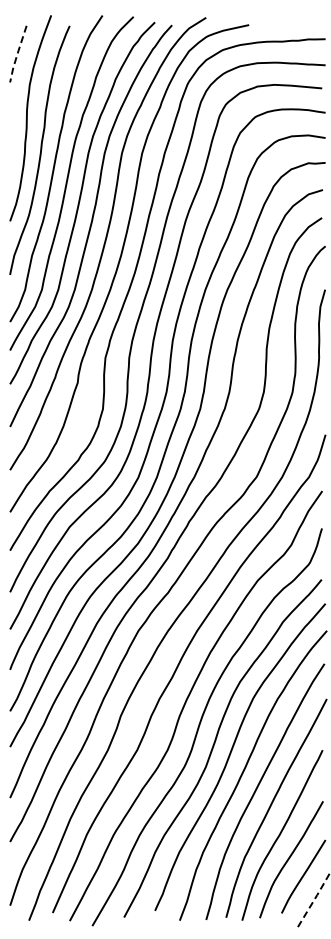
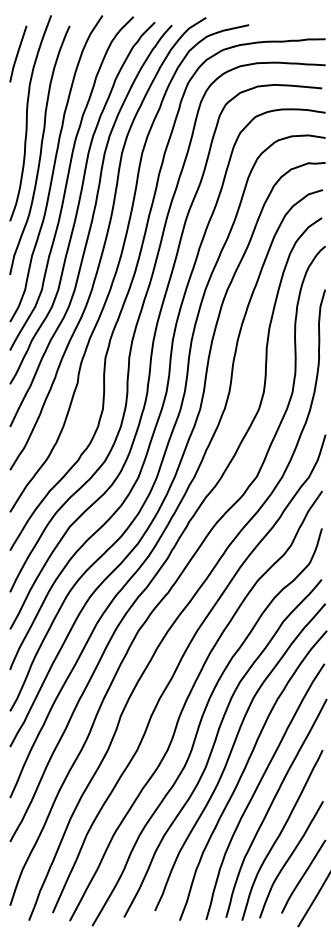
line: dashed -> solid (17, 53)
line: dashed -> solid (314, 899)
